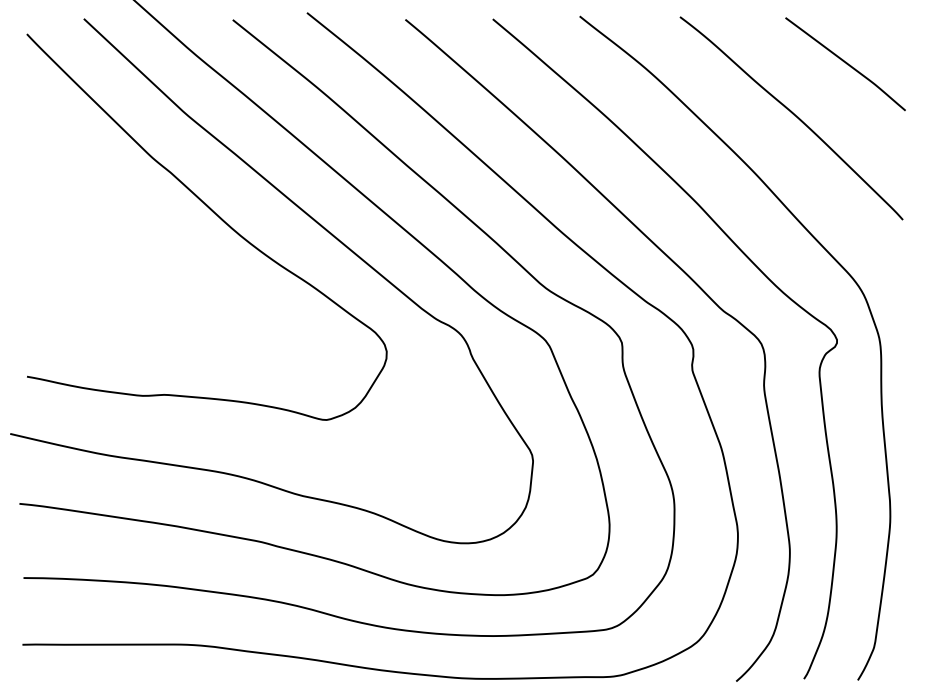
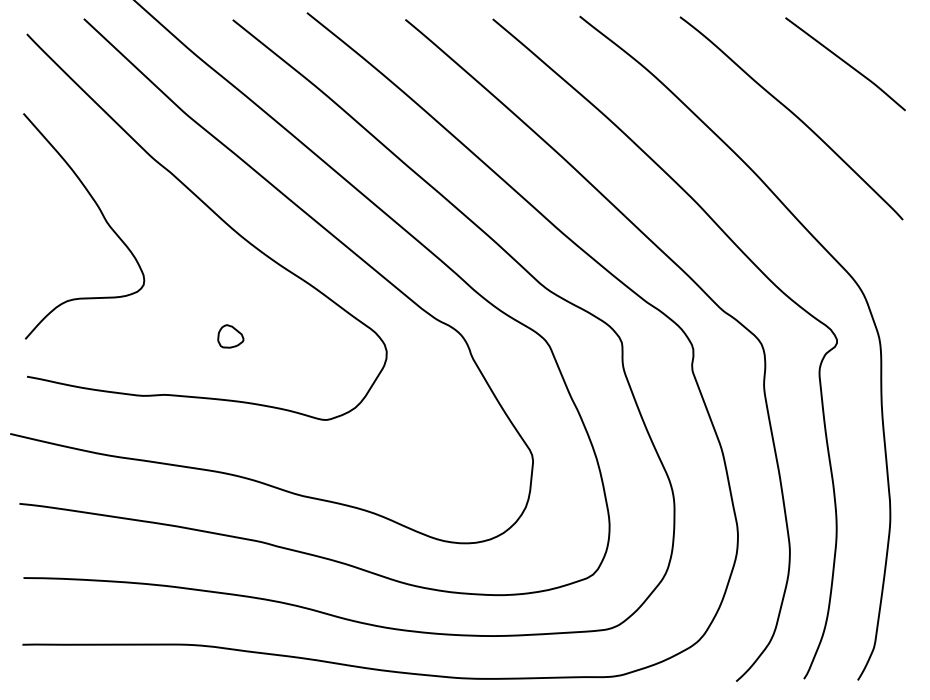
curve: none -> present (102, 216)
part: none -> present (230, 336)
